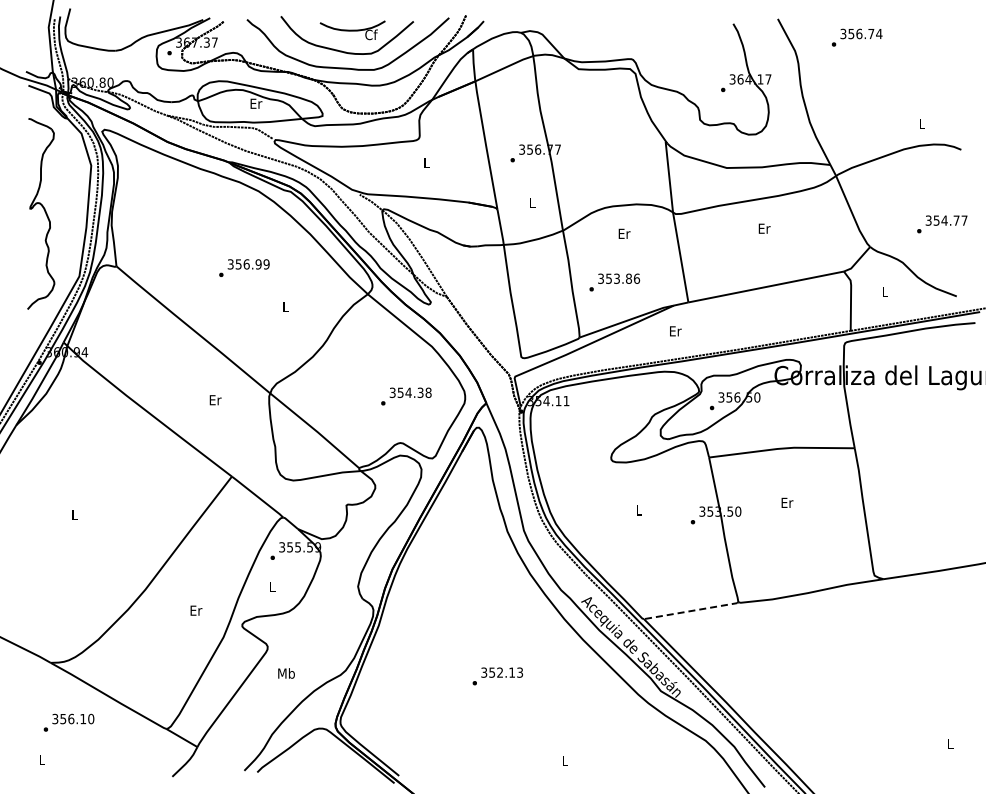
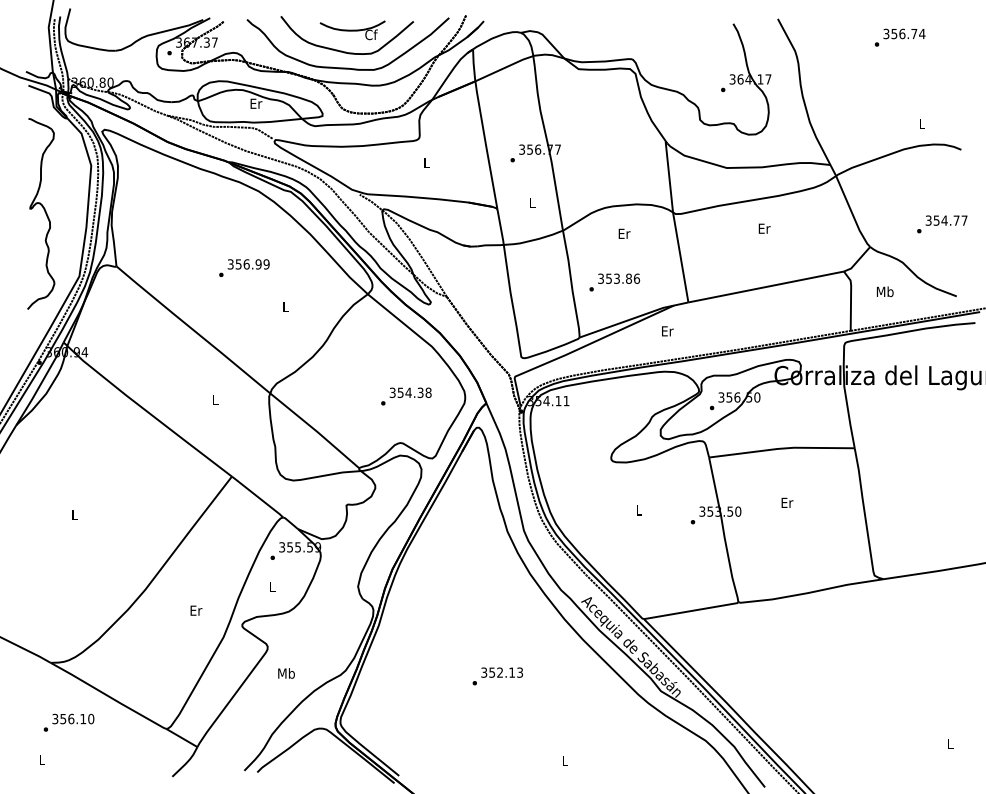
text position: (857, 37) -> (900, 37) (900, 37)
text: L -> Mb (884, 291)
text position: (675, 331) -> (667, 331) (667, 331)
text: Er -> L (215, 400)
line: dashed -> solid (692, 610)
